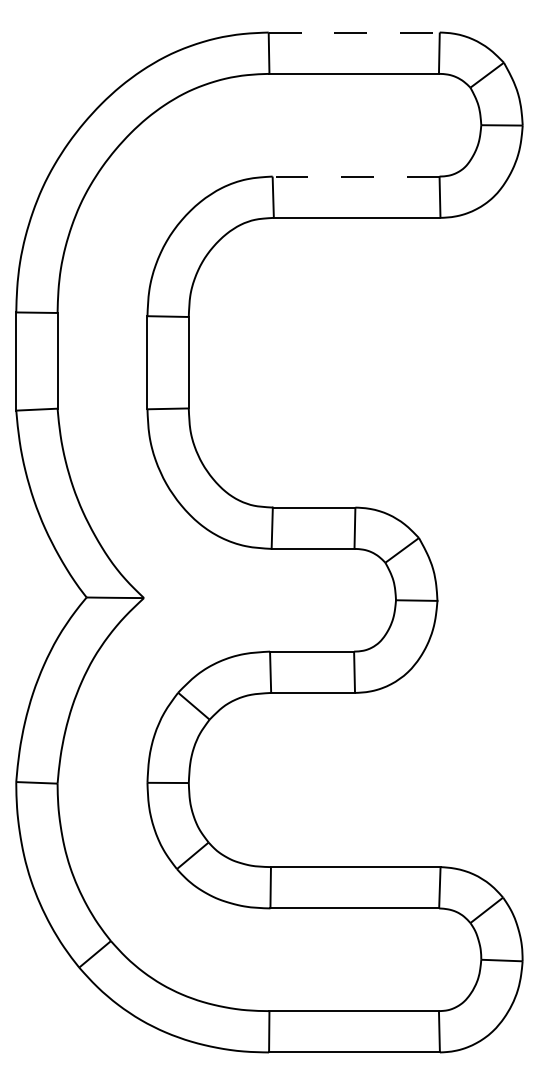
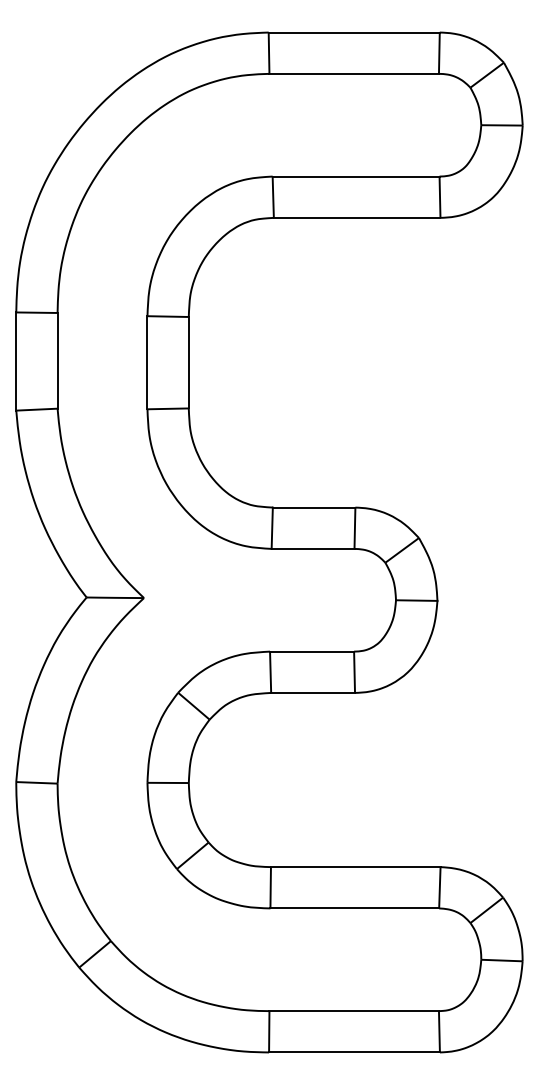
line: dashed -> solid (354, 32)
line: dashed -> solid (355, 176)
